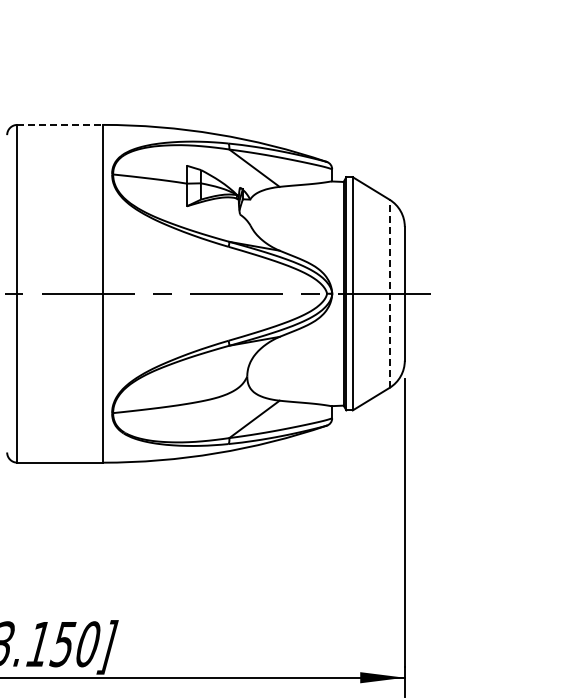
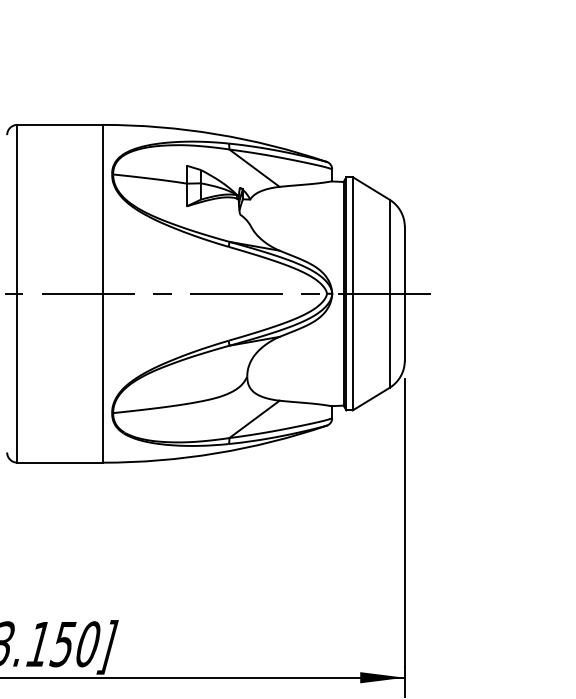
line: dashed -> solid (60, 124)
line: dashed -> solid (389, 293)
